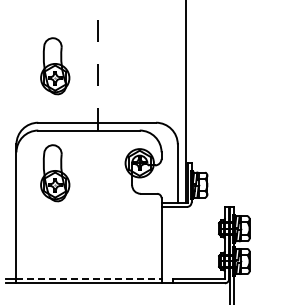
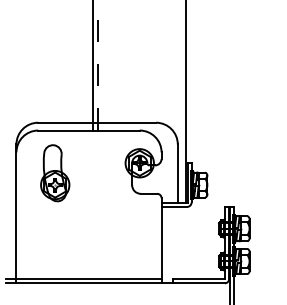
part: present -> none (55, 66)
line: none -> present (93, 66)
line: dashed -> solid (89, 278)
